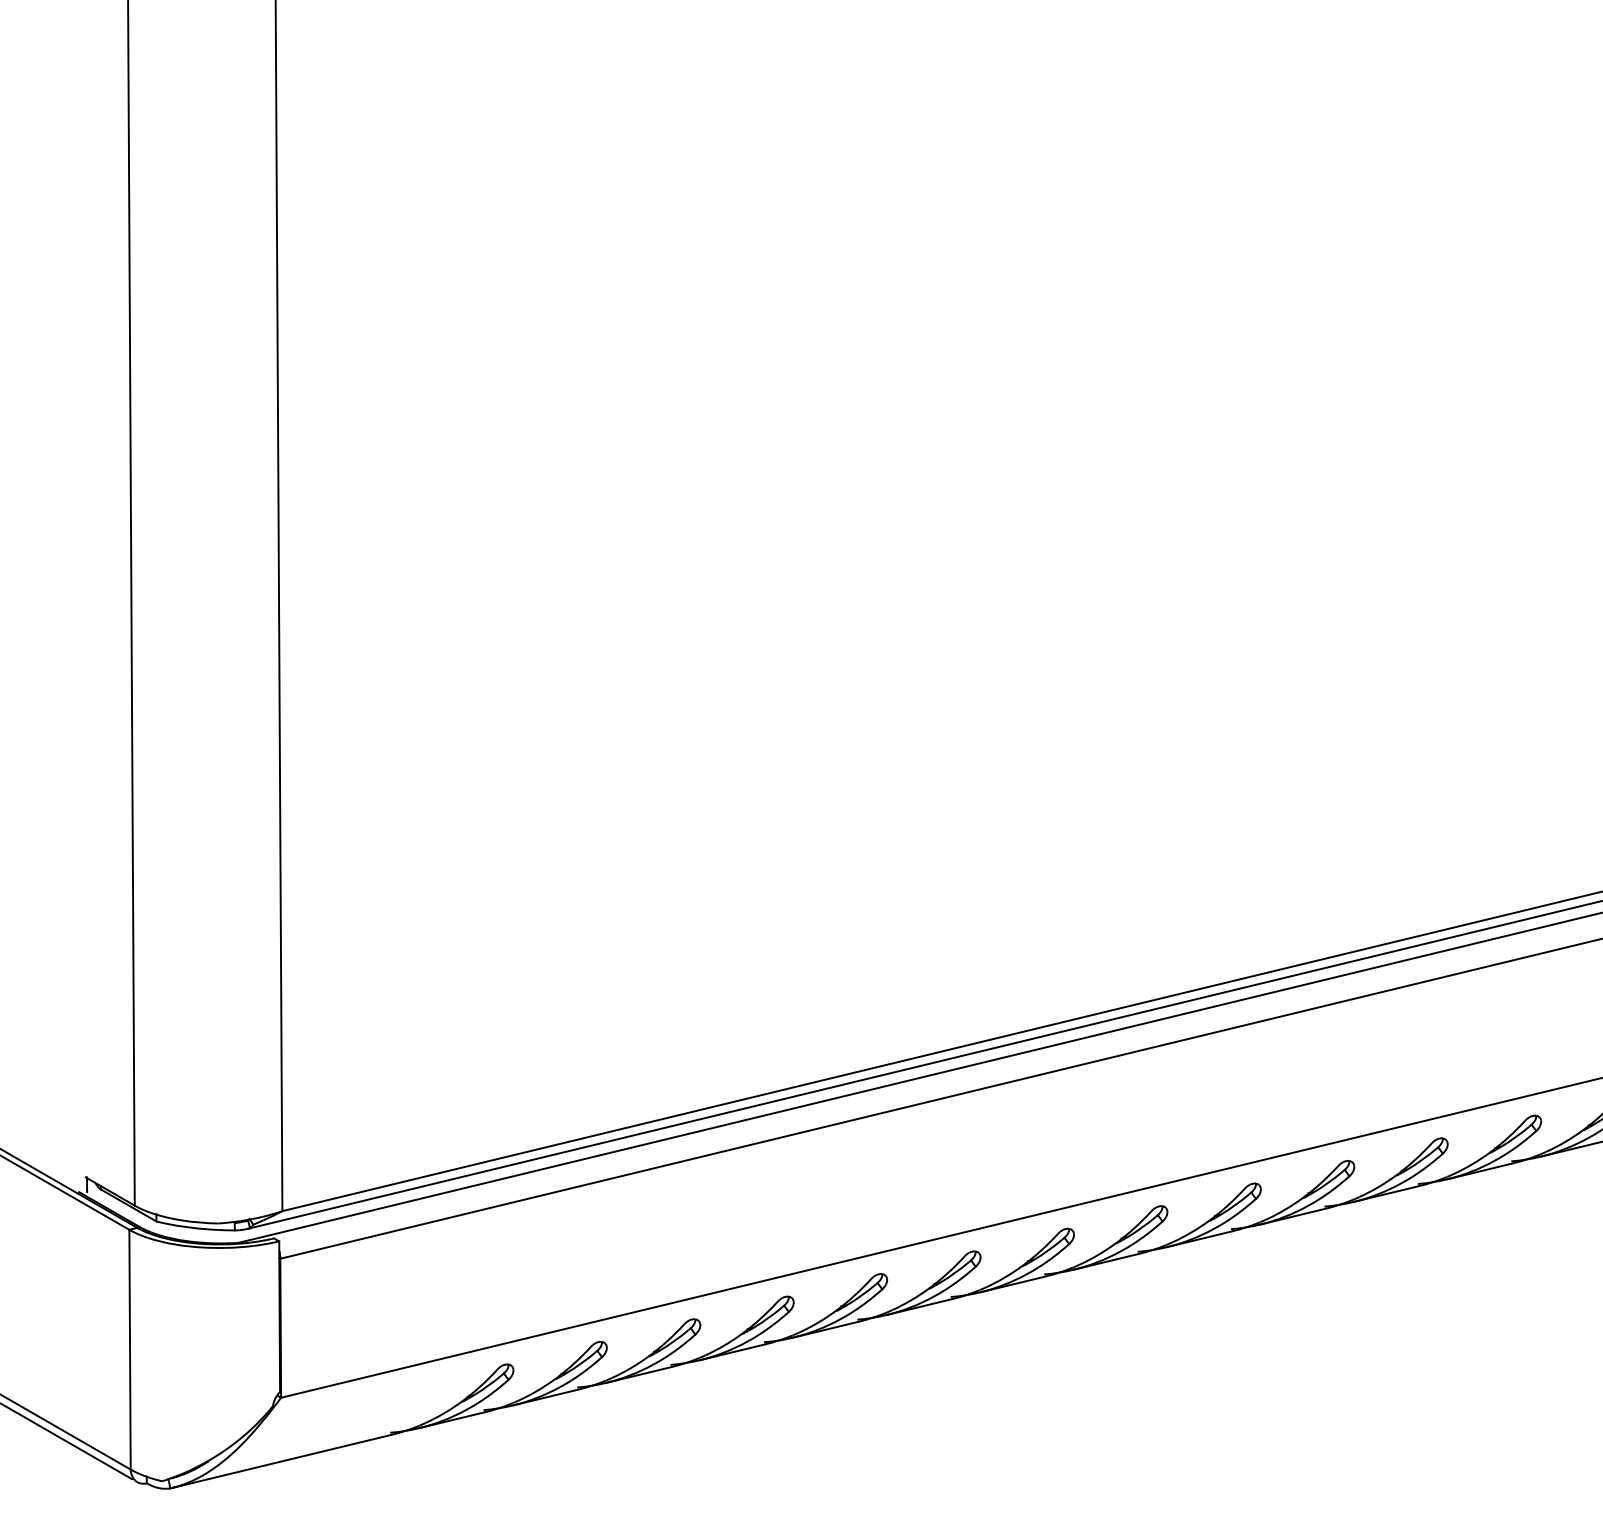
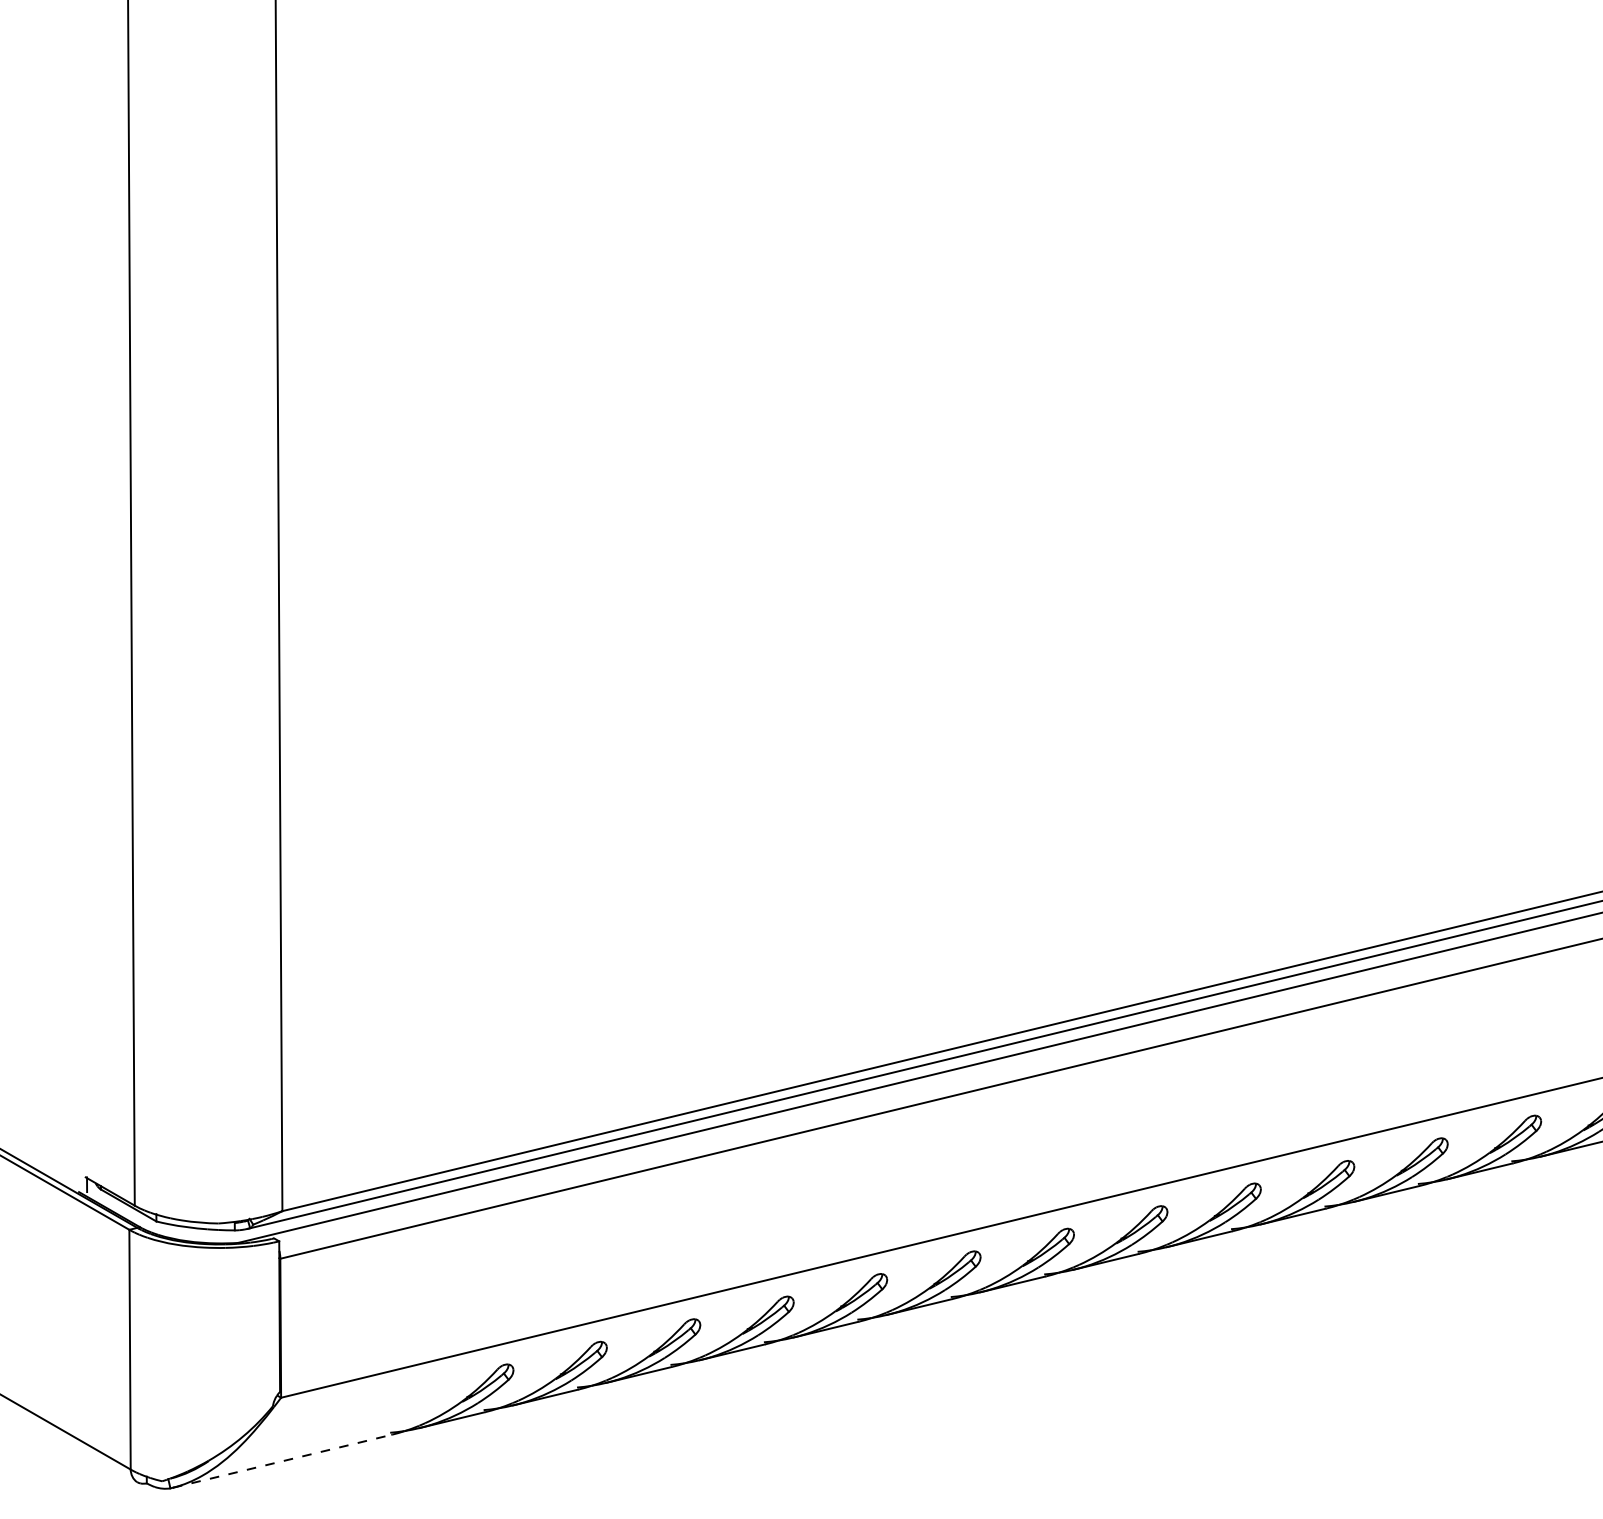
line: present -> none (67, 1441)
line: solid -> dashed (282, 1461)
